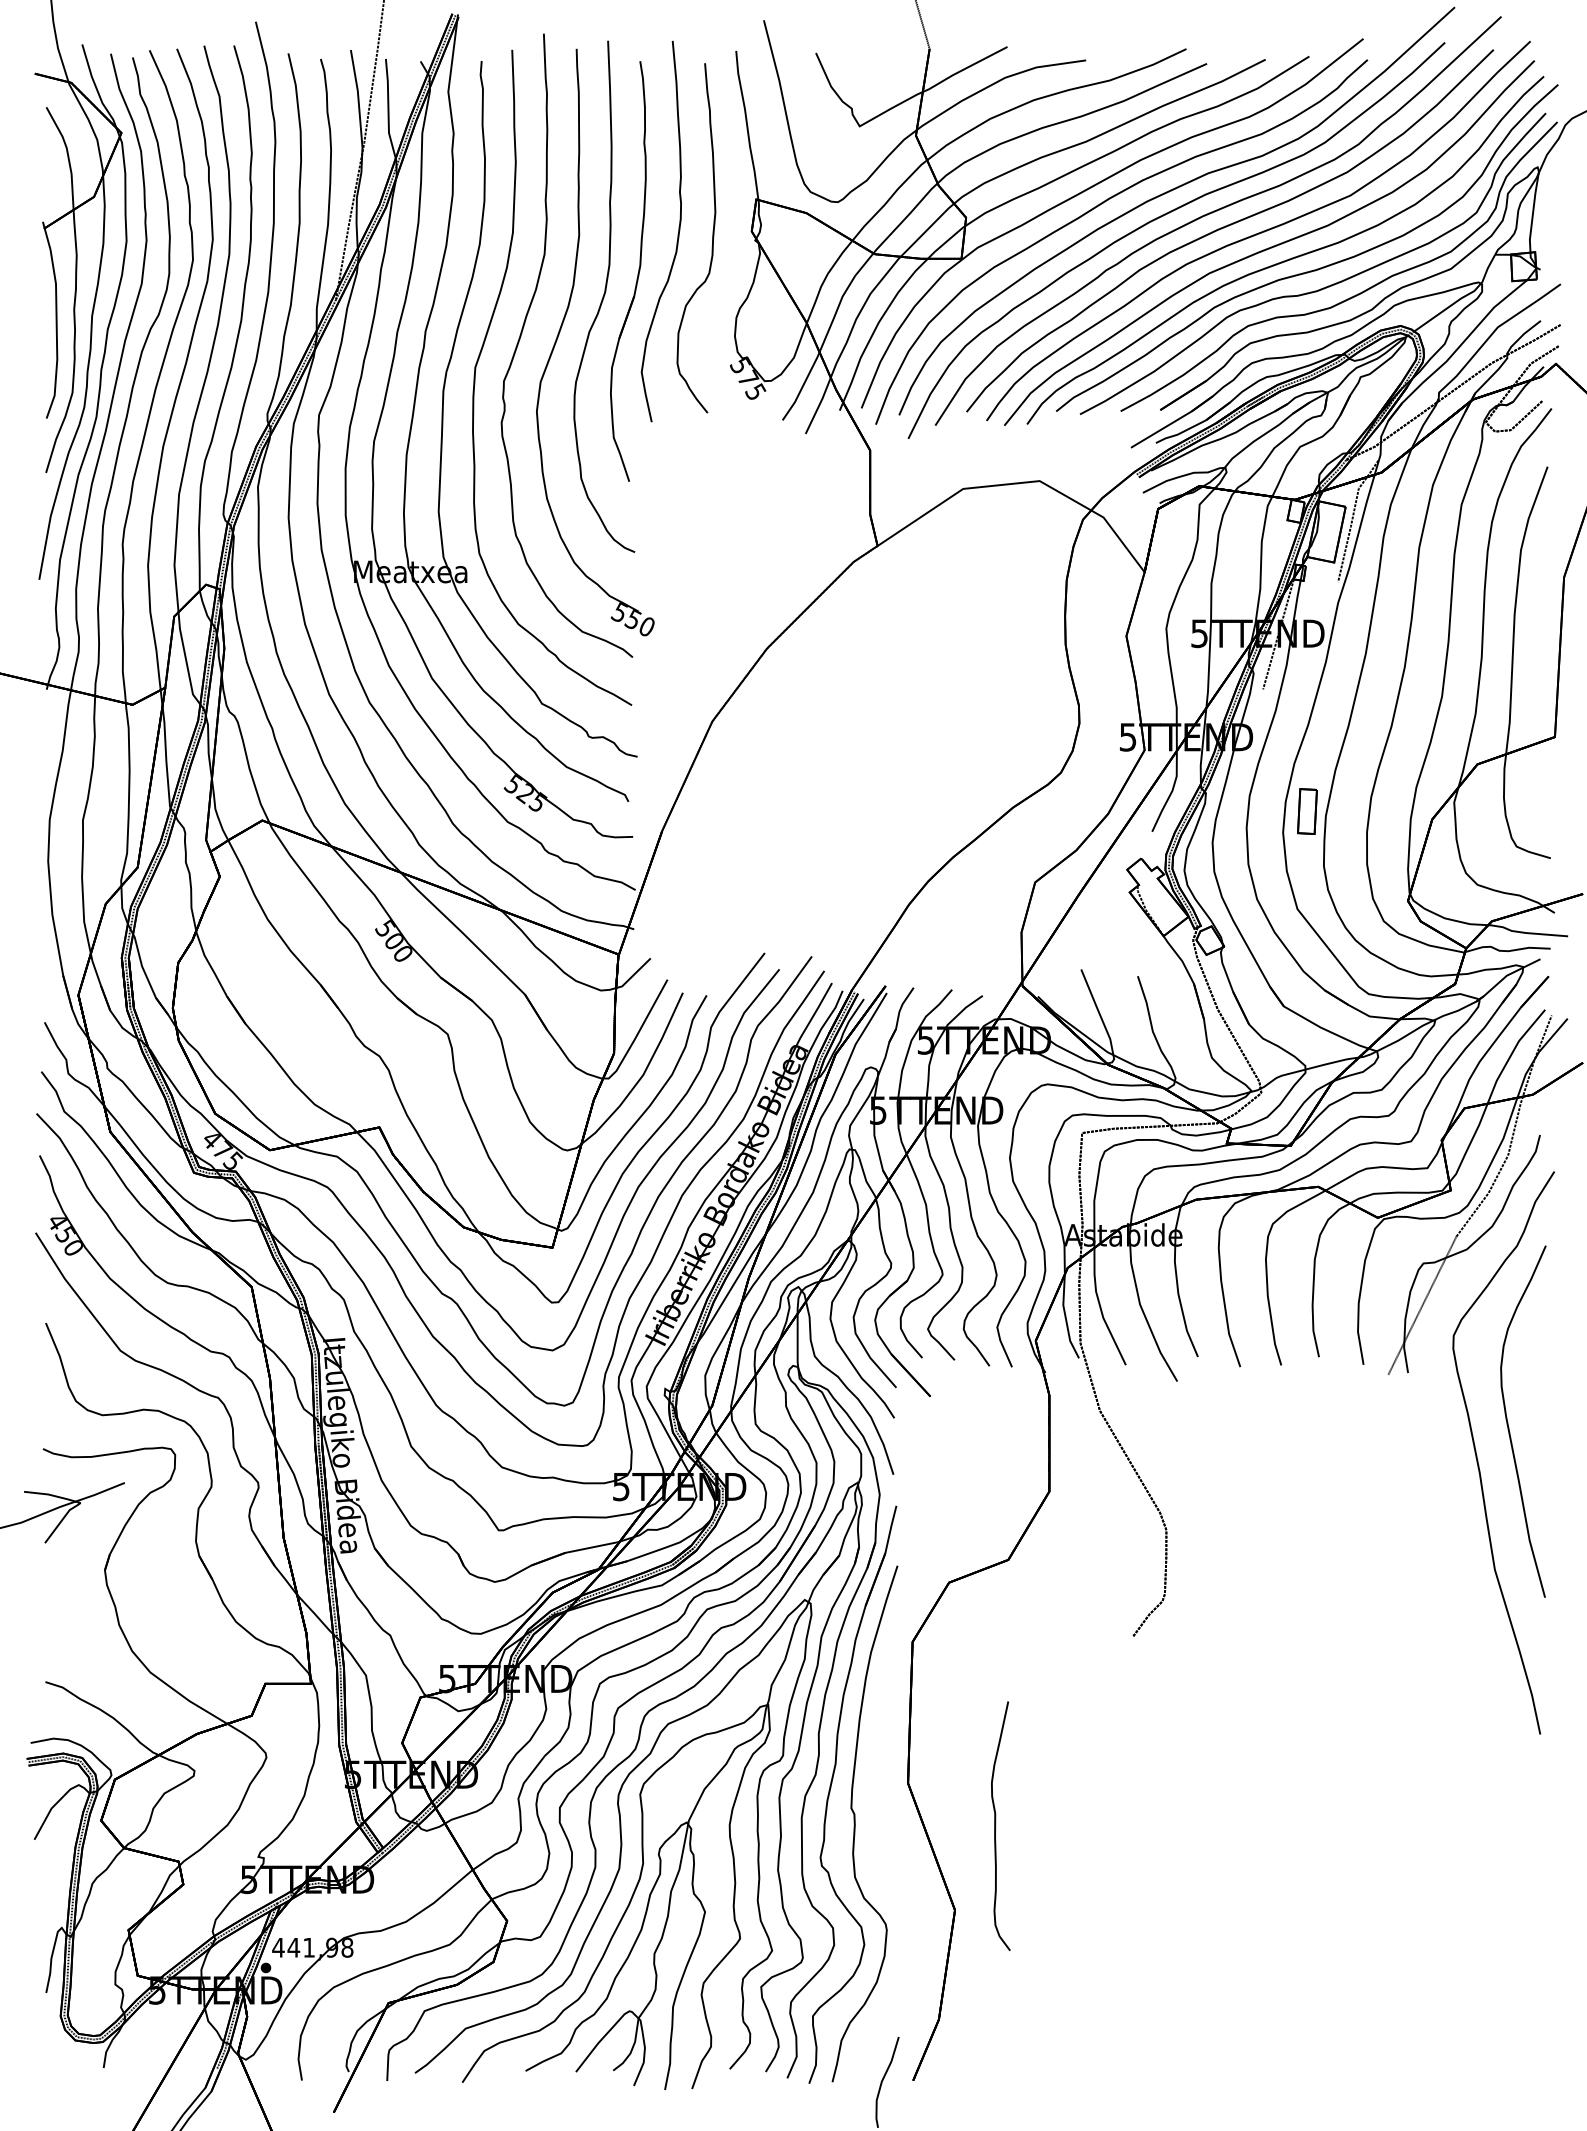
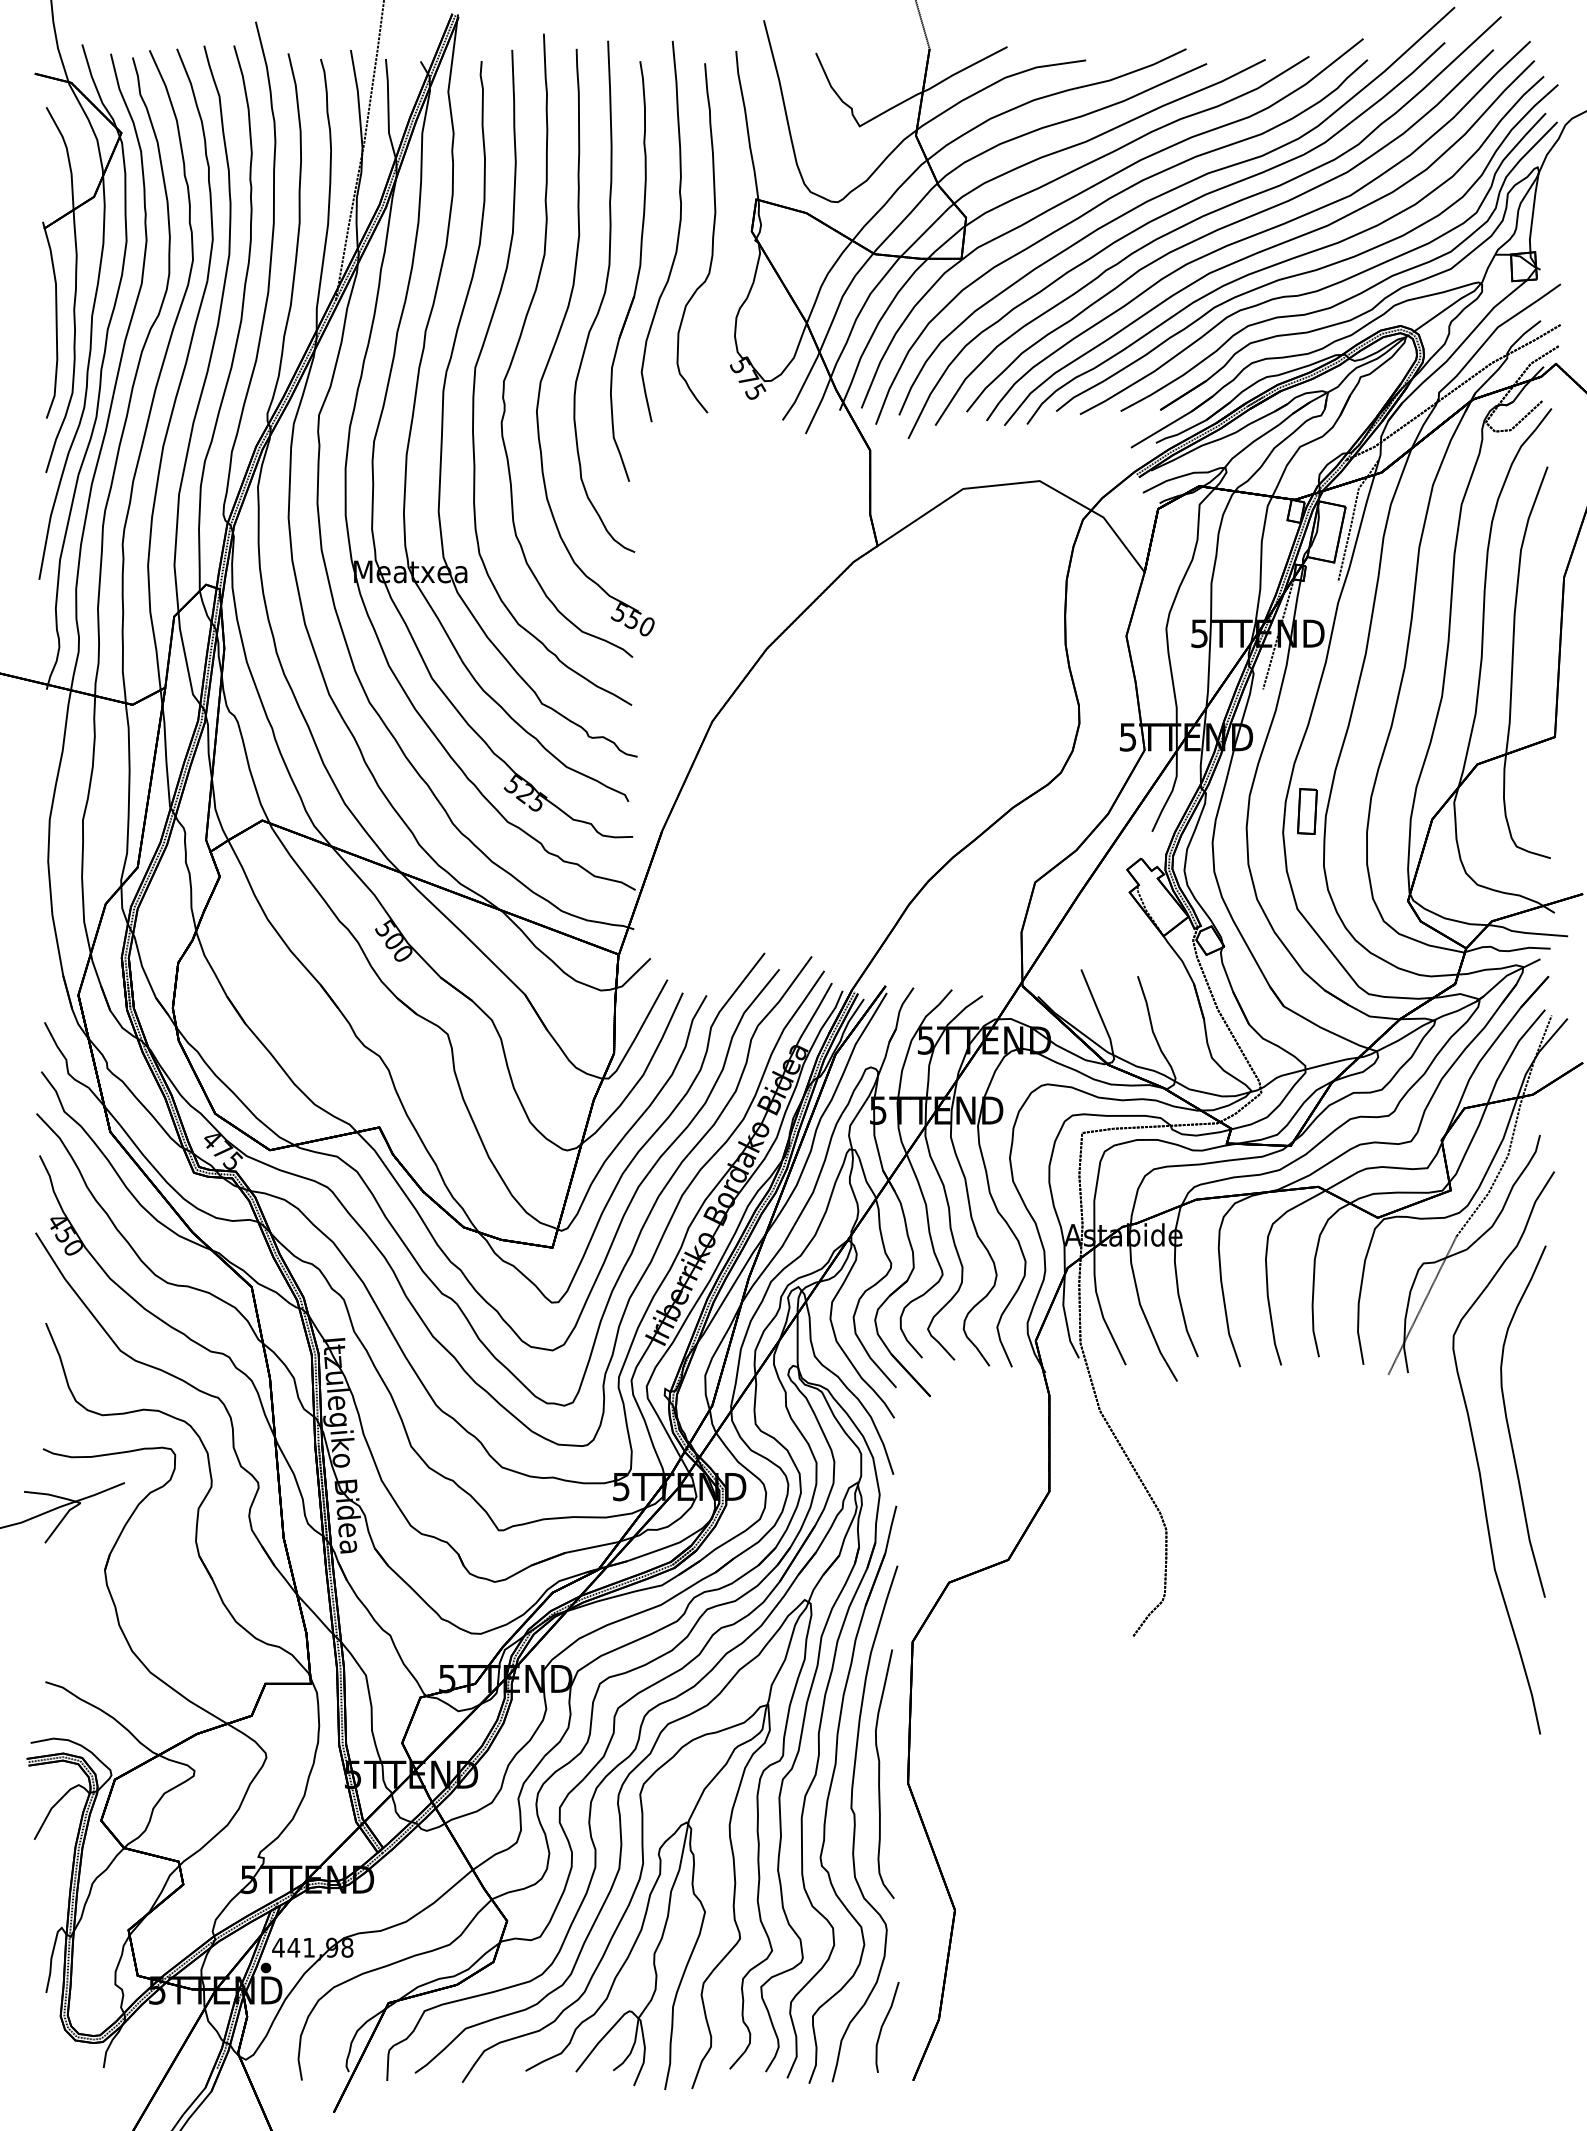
curve position: (996, 1825) -> (880, 1773) (880, 1773)
curve position: (883, 2080) -> (883, 2025) (883, 2025)
